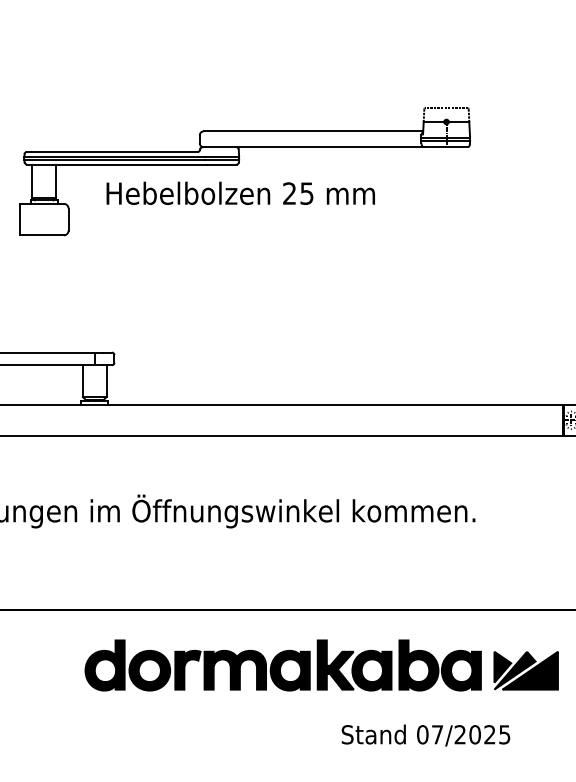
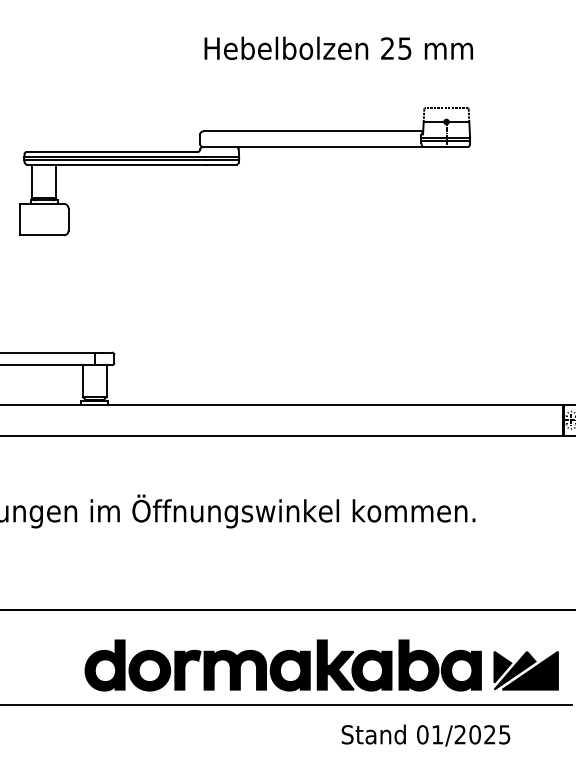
text position: (240, 192) -> (338, 47) (338, 47)
line: none -> present (287, 705)
text: 07/2025 -> 01/2025 (437, 734)
